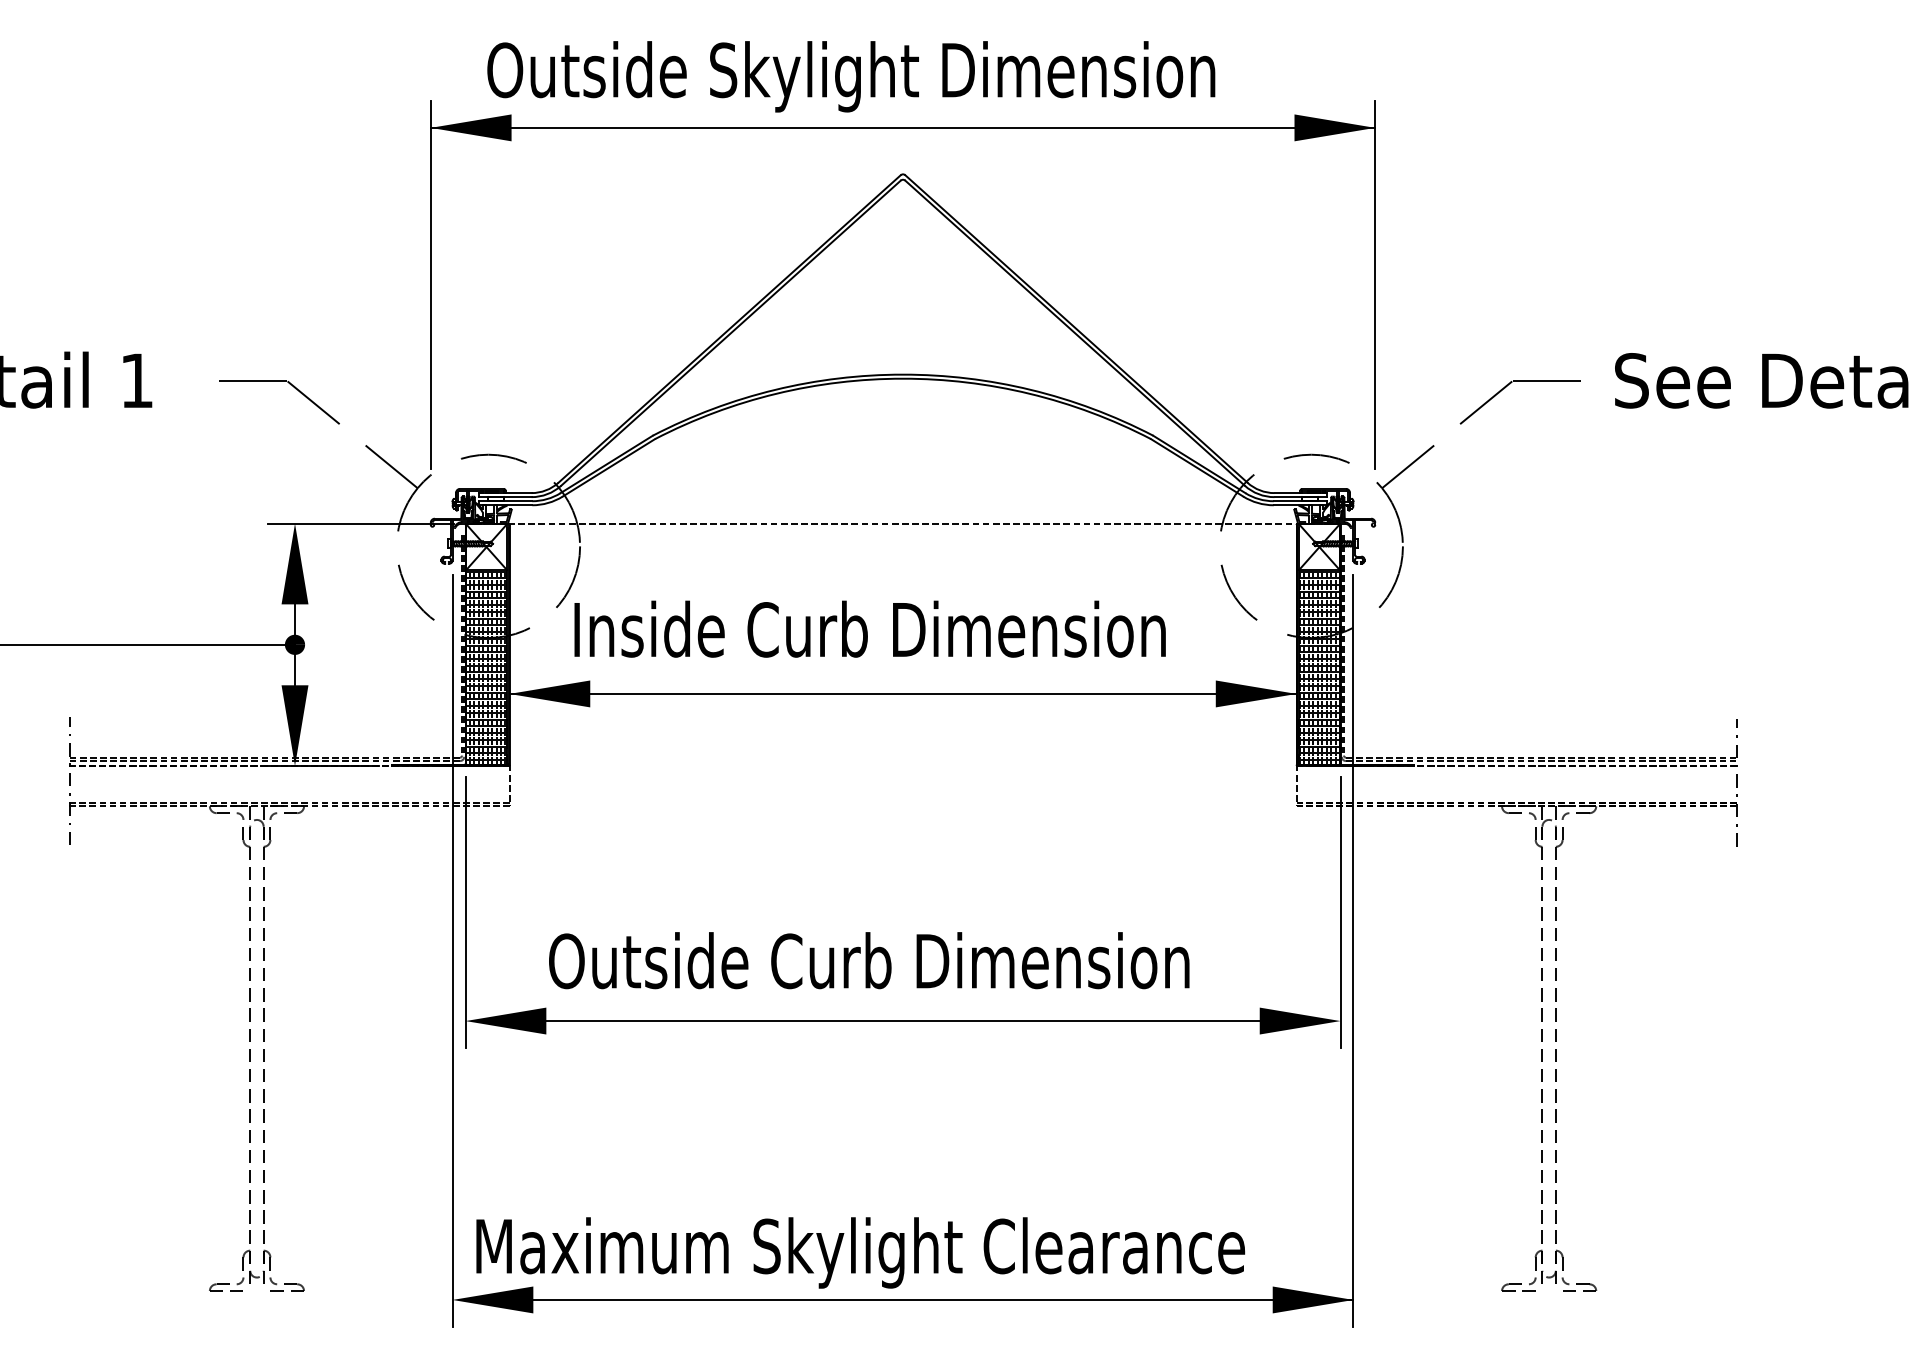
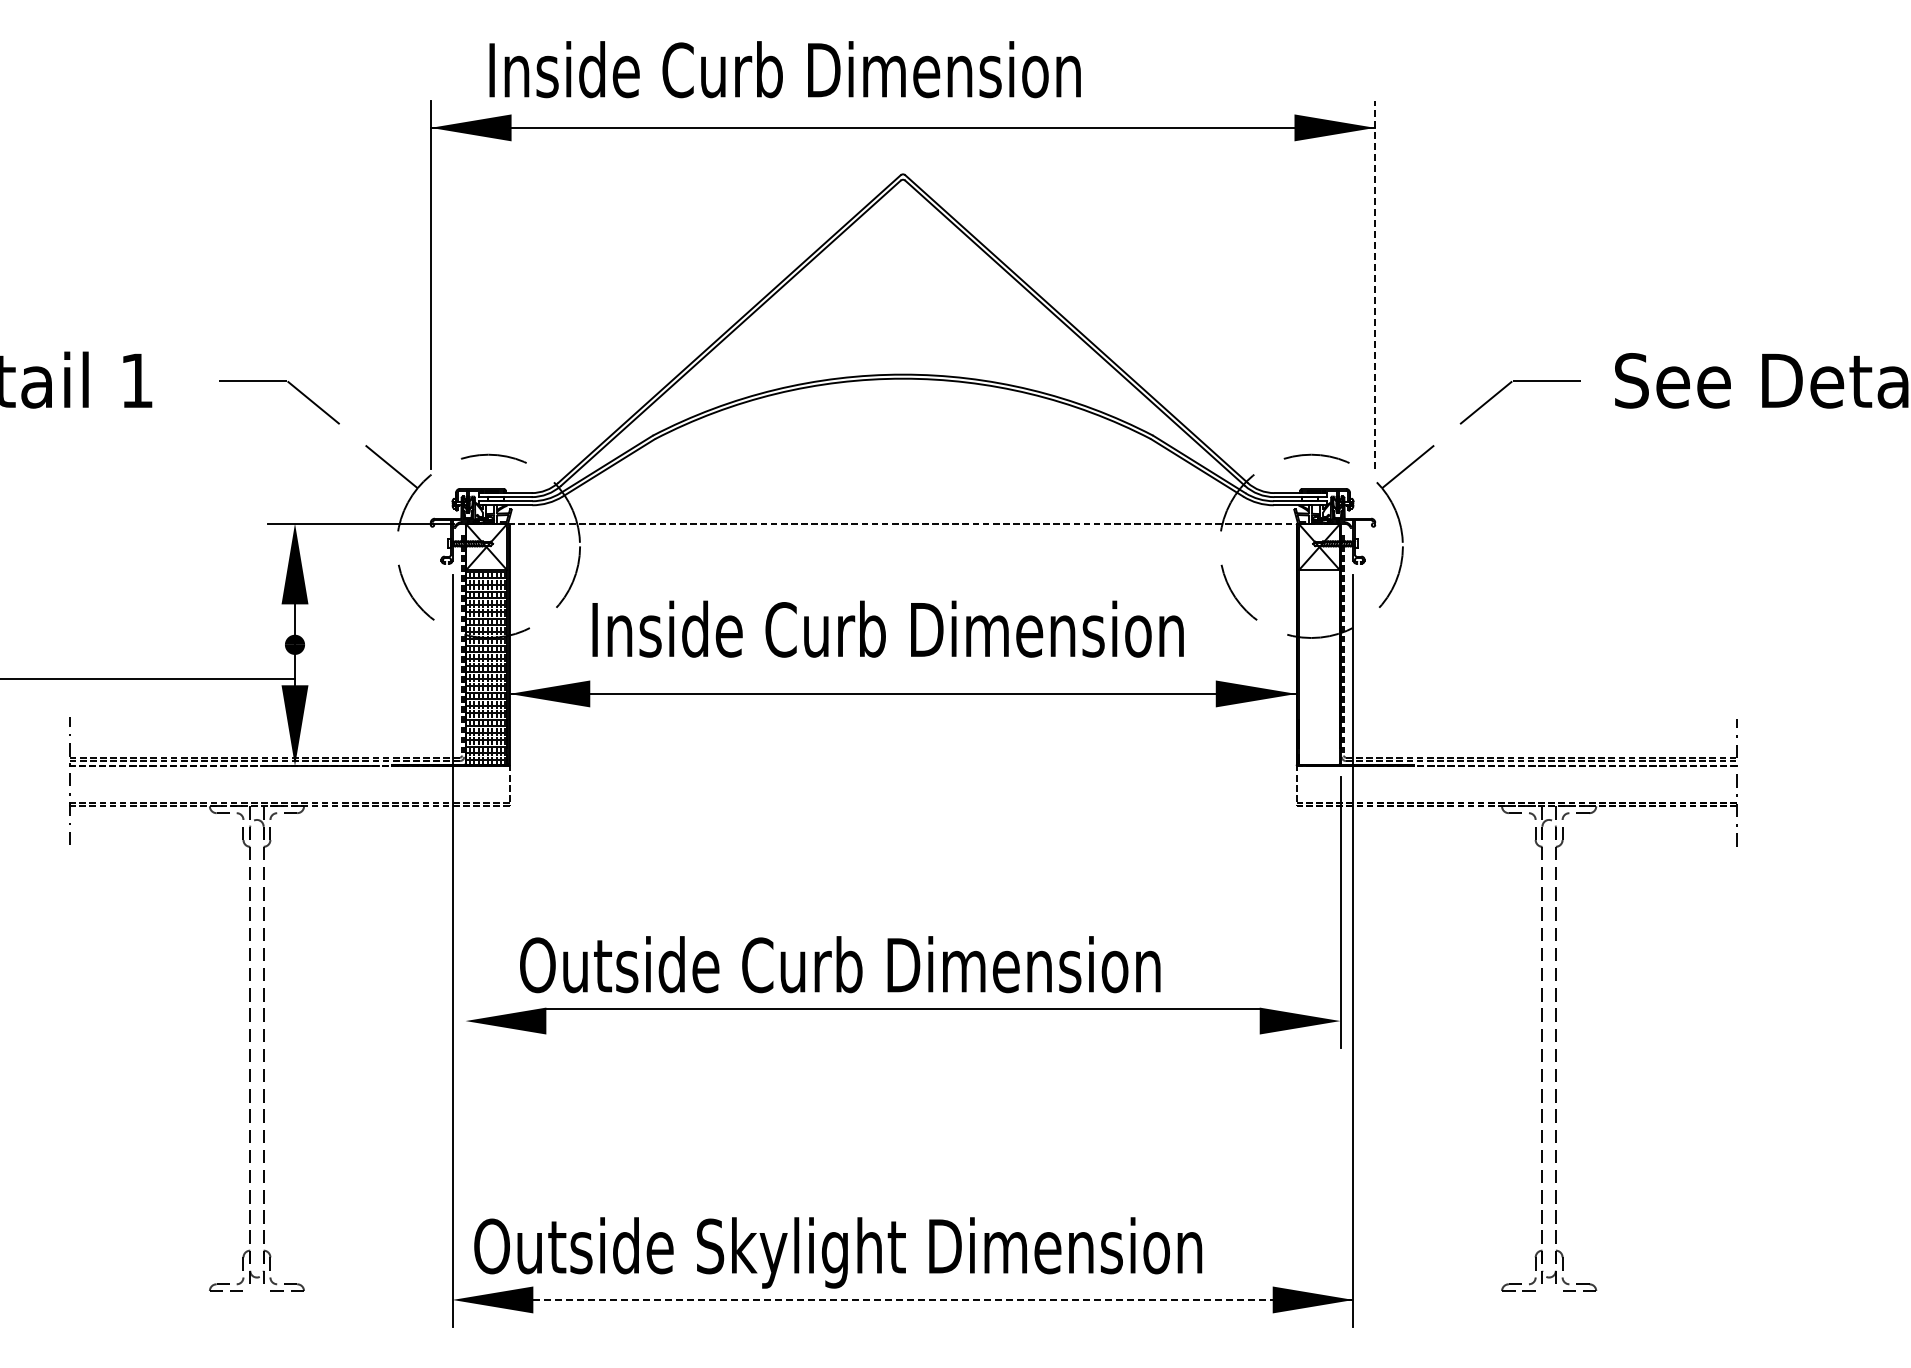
text: Outside Skylight Dimension -> Inside Curb Dimension (851, 76)
line: solid -> dashed (1375, 284)
text position: (869, 628) -> (887, 628) (887, 628)
line position: (148, 644) -> (148, 678) (148, 678)
hatch: present -> none (1319, 667)
line: present -> none (465, 912)
text position: (869, 960) -> (840, 964) (840, 964)
line position: (902, 1021) -> (902, 1009) (902, 1009)
text: Maximum Skylight Clearance -> Outside Skylight Dimension (859, 1252)
line: solid -> dashed (943, 1299)
